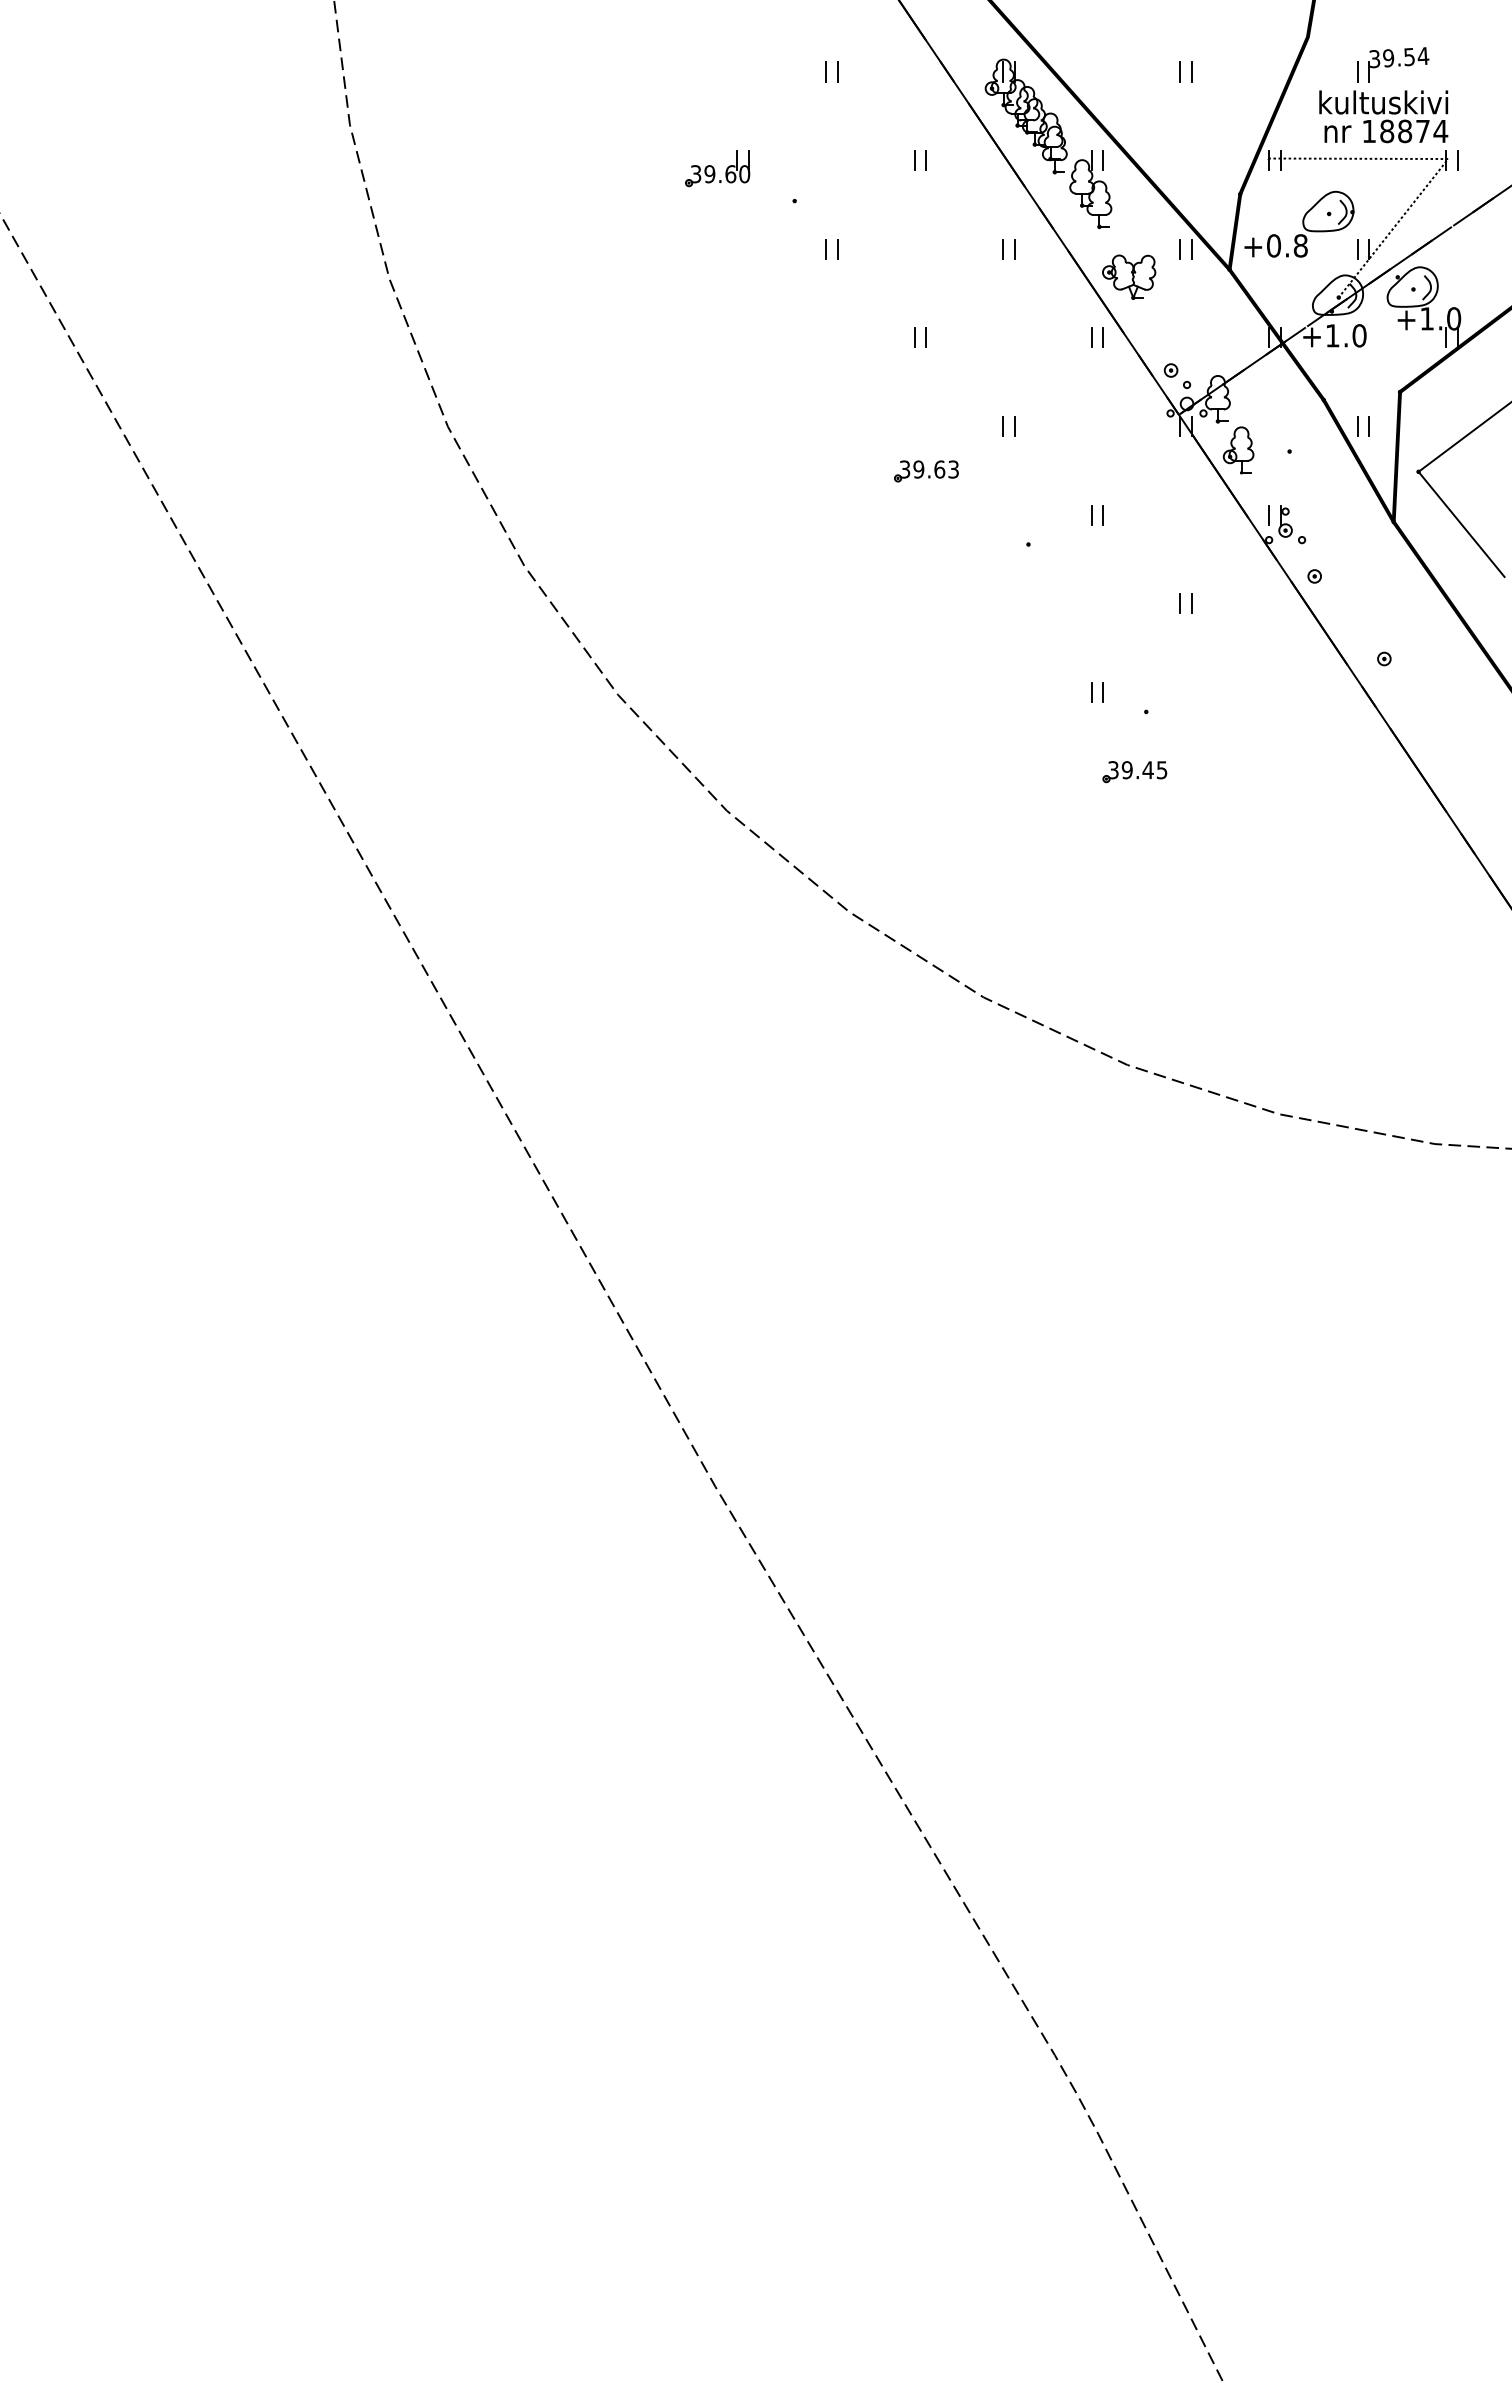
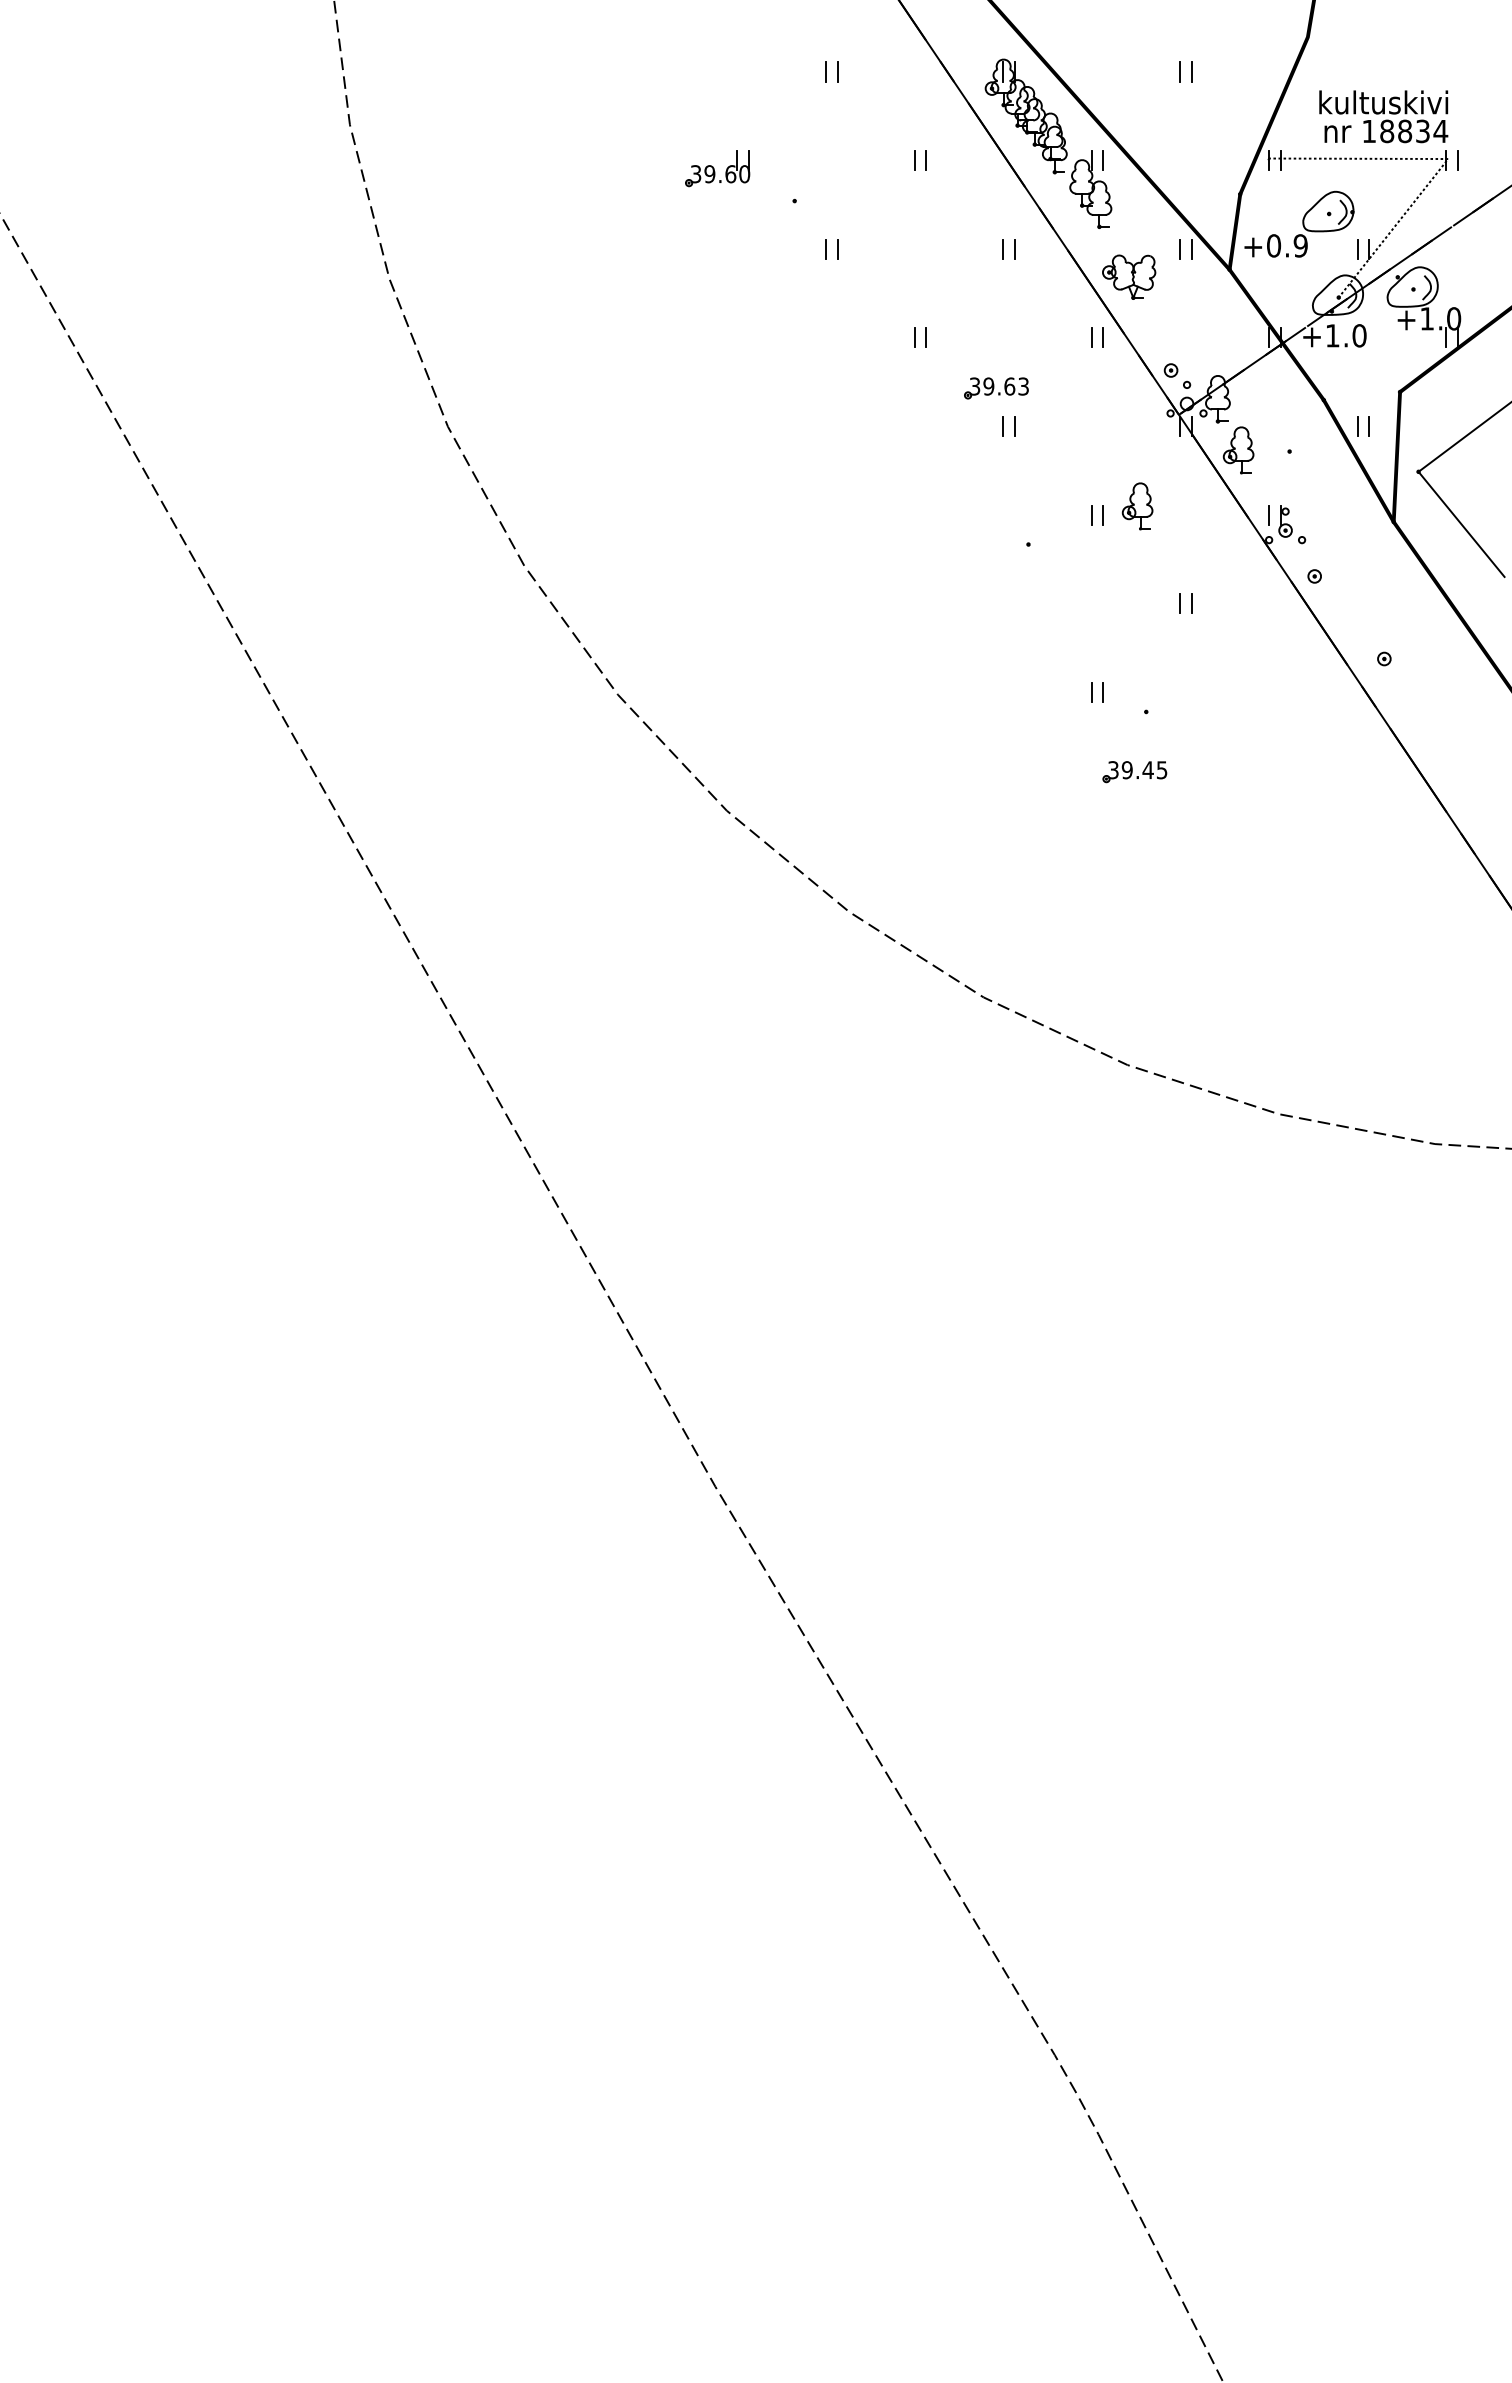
part: present -> none (1393, 64)
text: 18874 -> 18834 (1422, 131)
text: +0.8 -> +0.9 (1300, 245)
part position: (926, 471) -> (996, 388) (996, 388)
part: none -> present (1137, 506)
